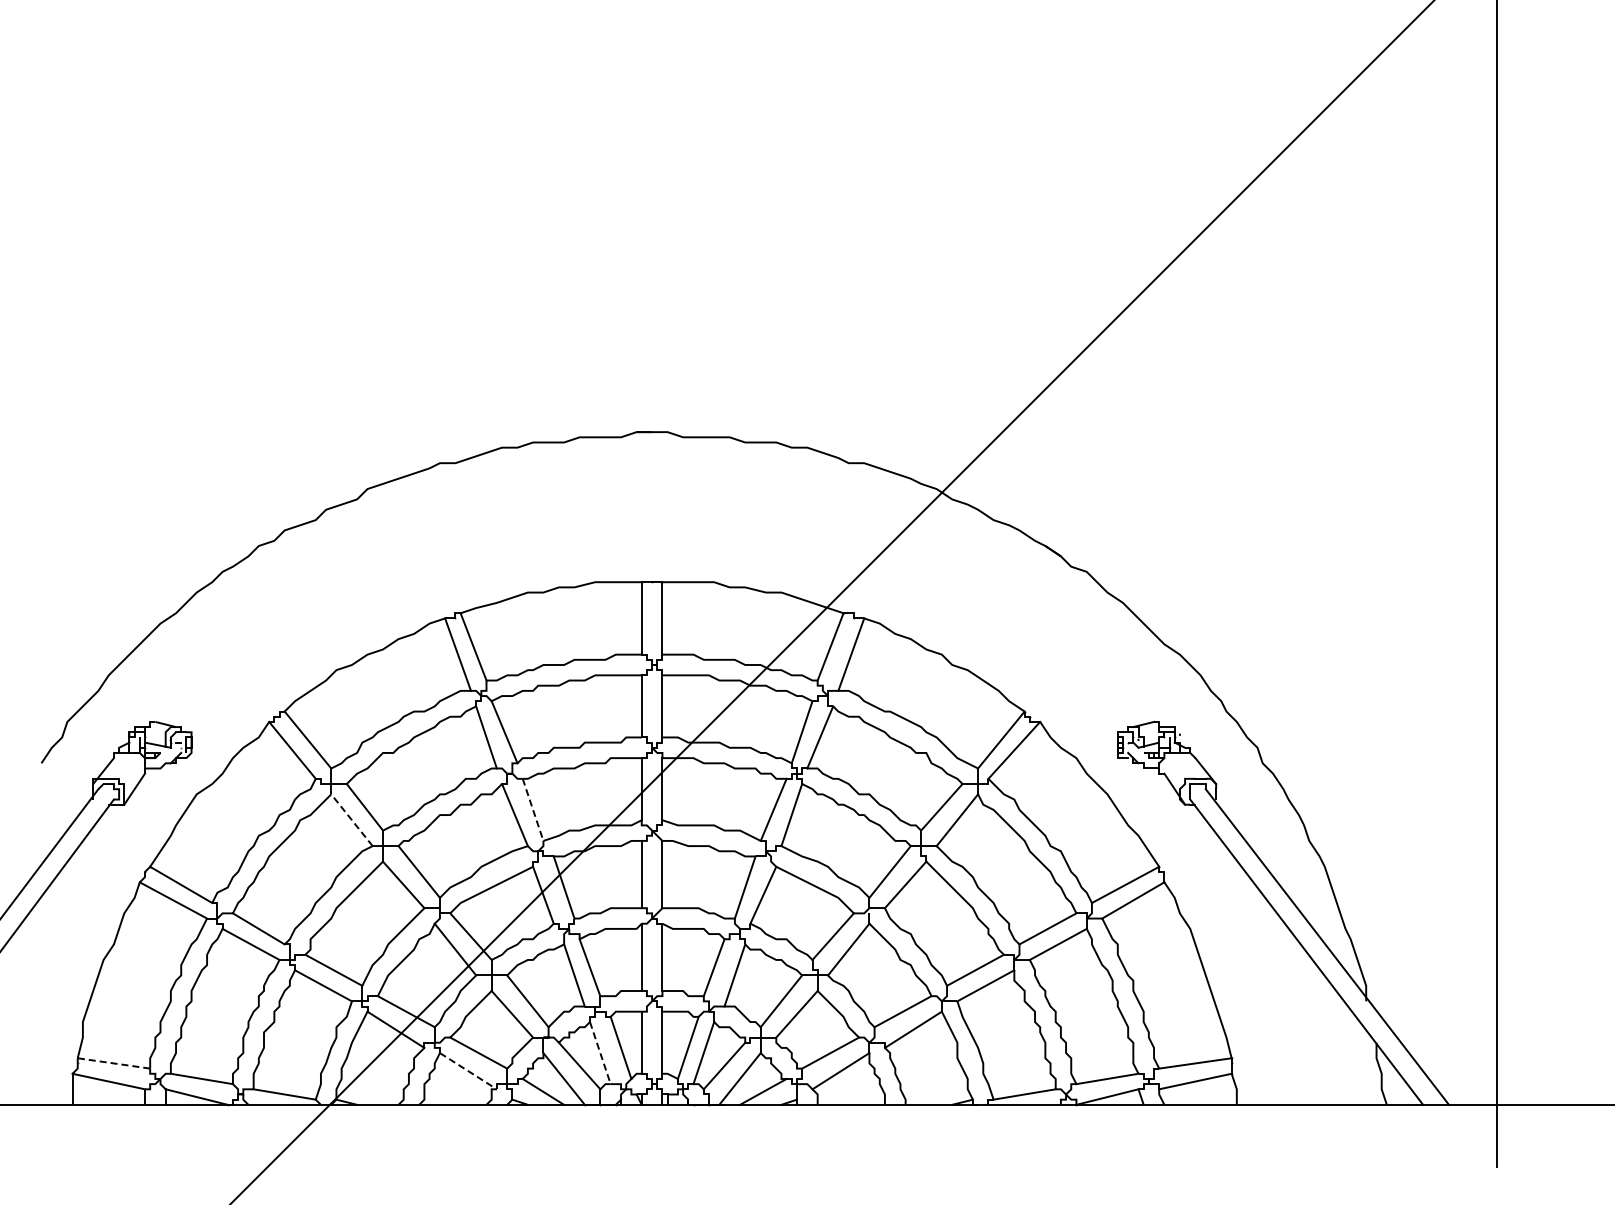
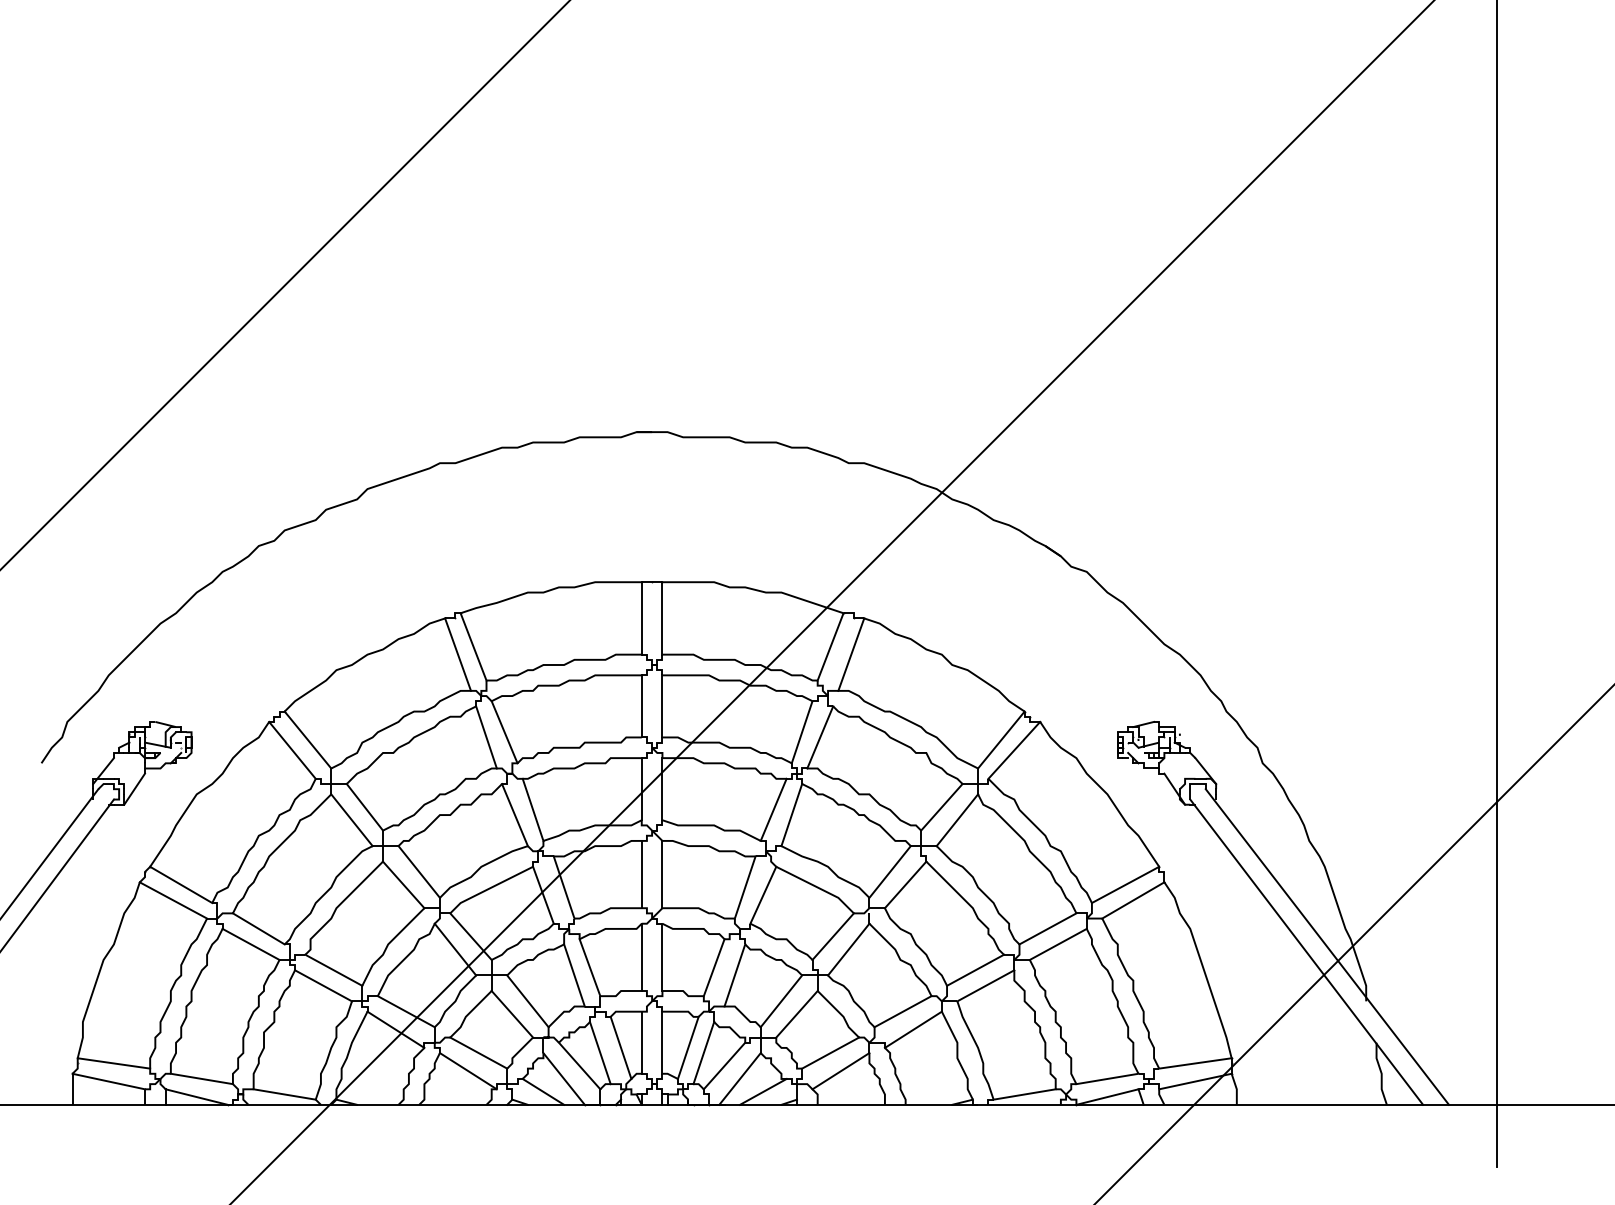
line: none -> present (284, 285)
line: dashed -> solid (533, 809)
line: dashed -> solid (351, 819)
line: none -> present (1354, 944)
line: dashed -> solid (600, 1053)
line: dashed -> solid (113, 1063)
line: dashed -> solid (468, 1071)
